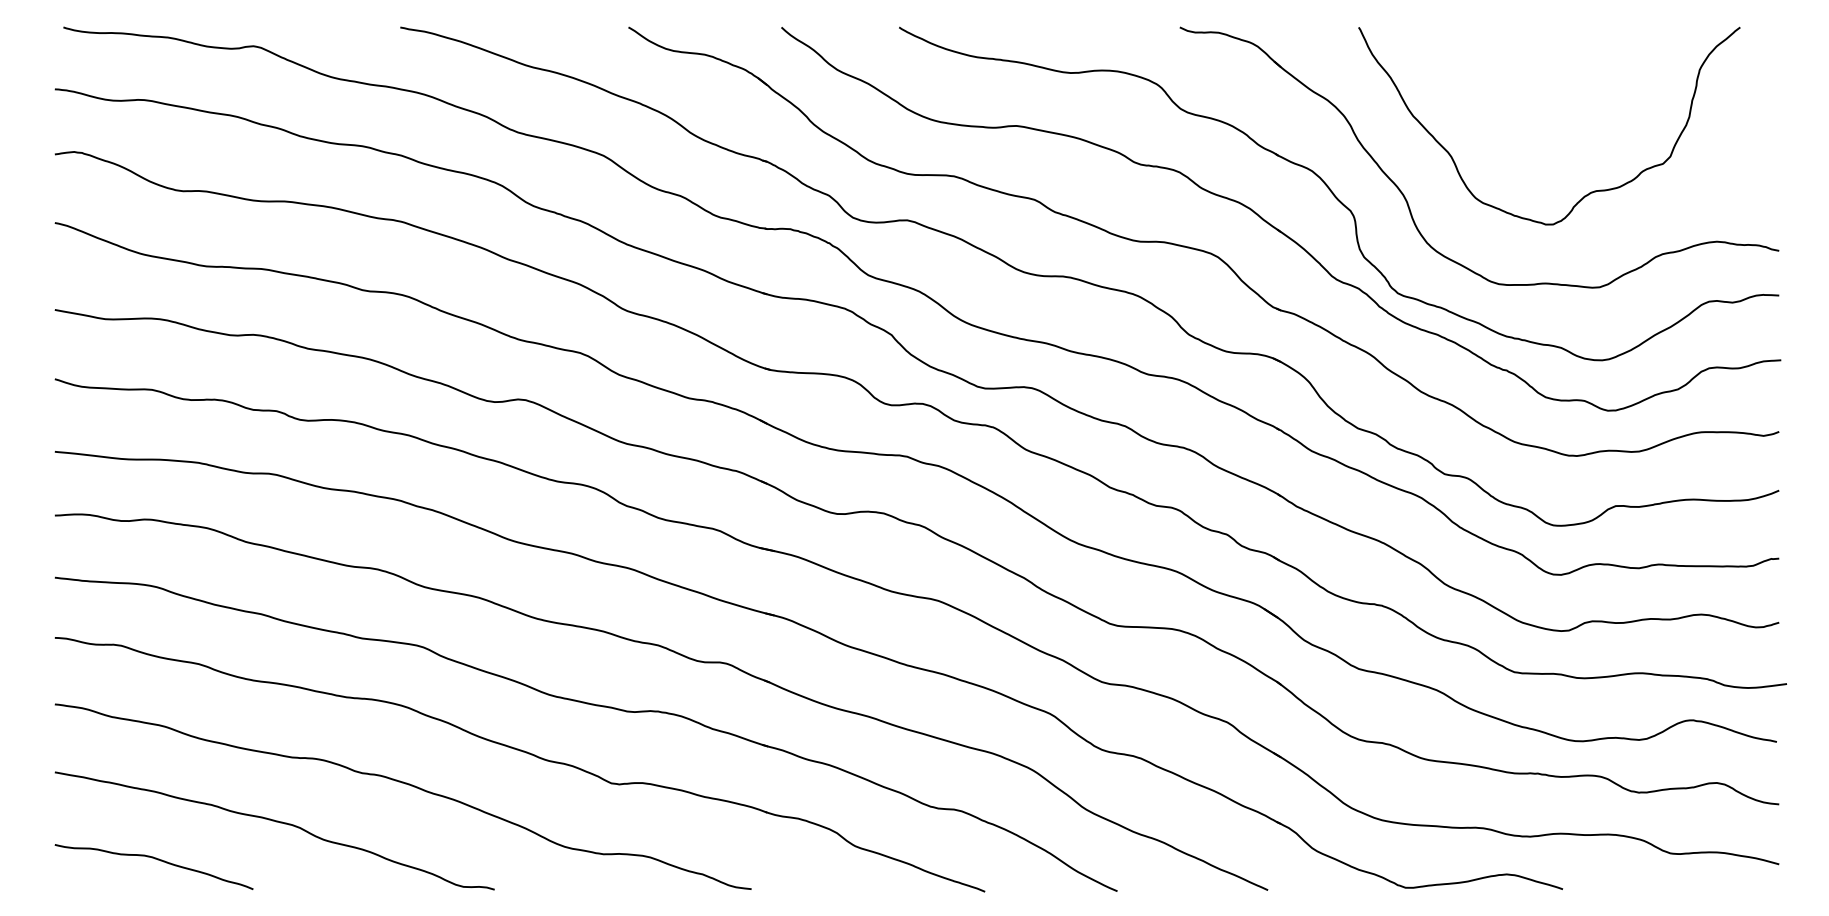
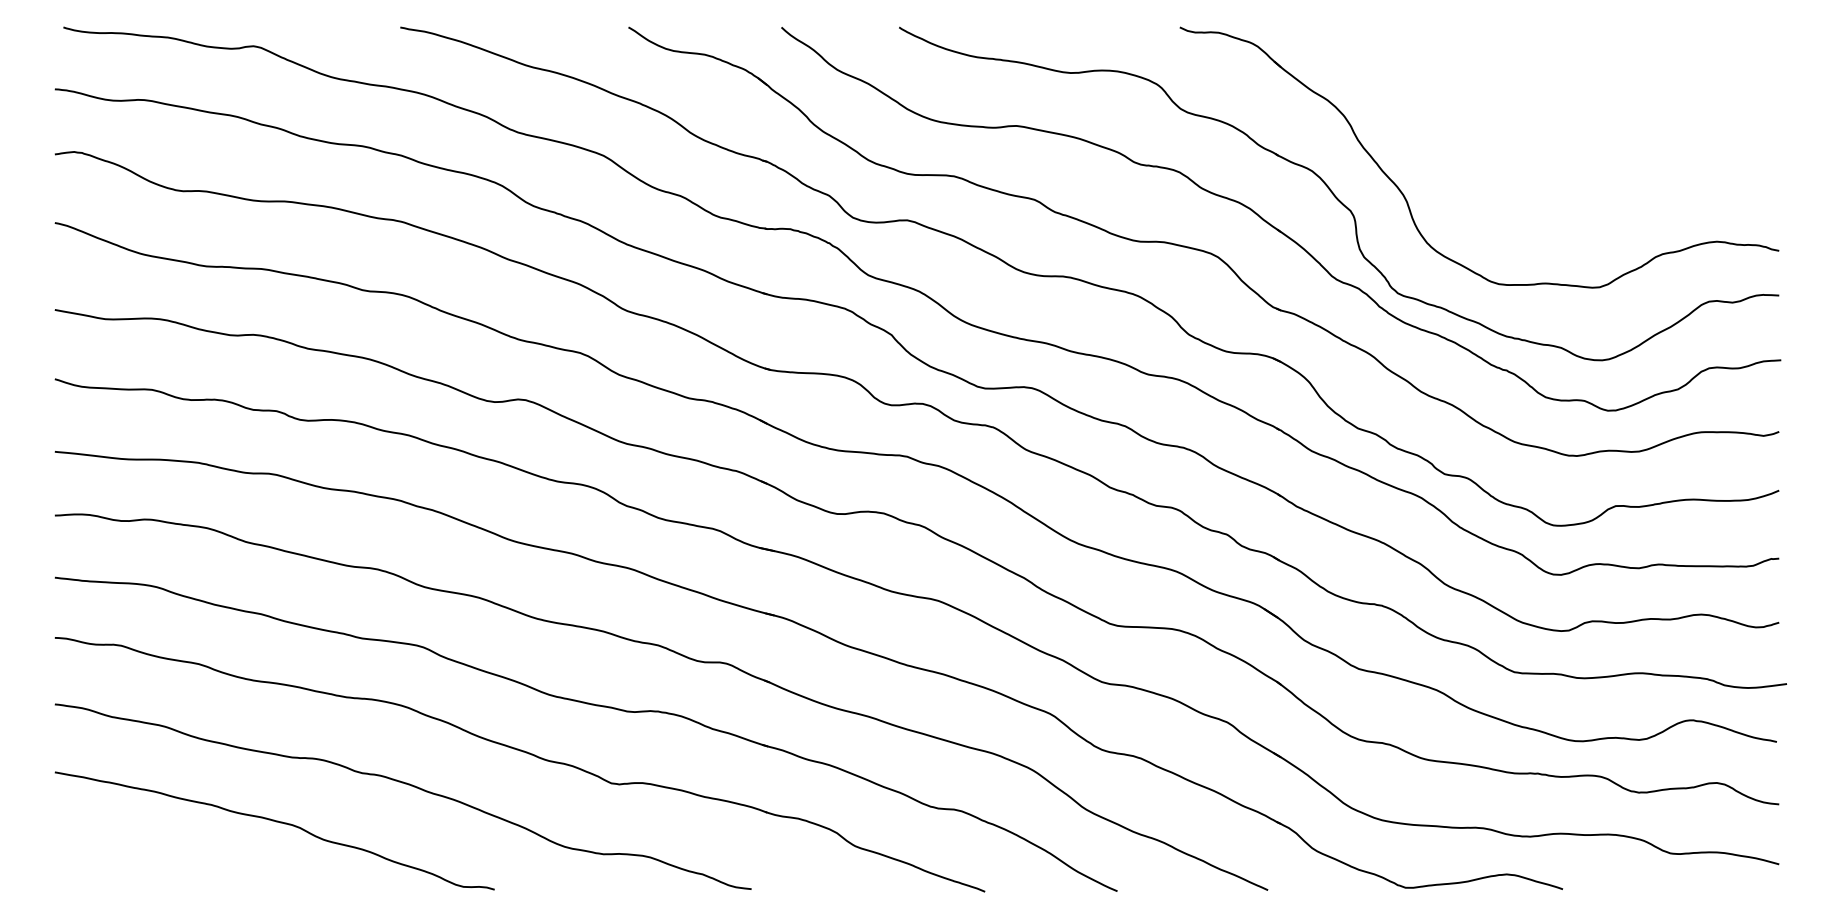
curve: present -> none (1589, 192)
curve: present -> none (157, 860)
